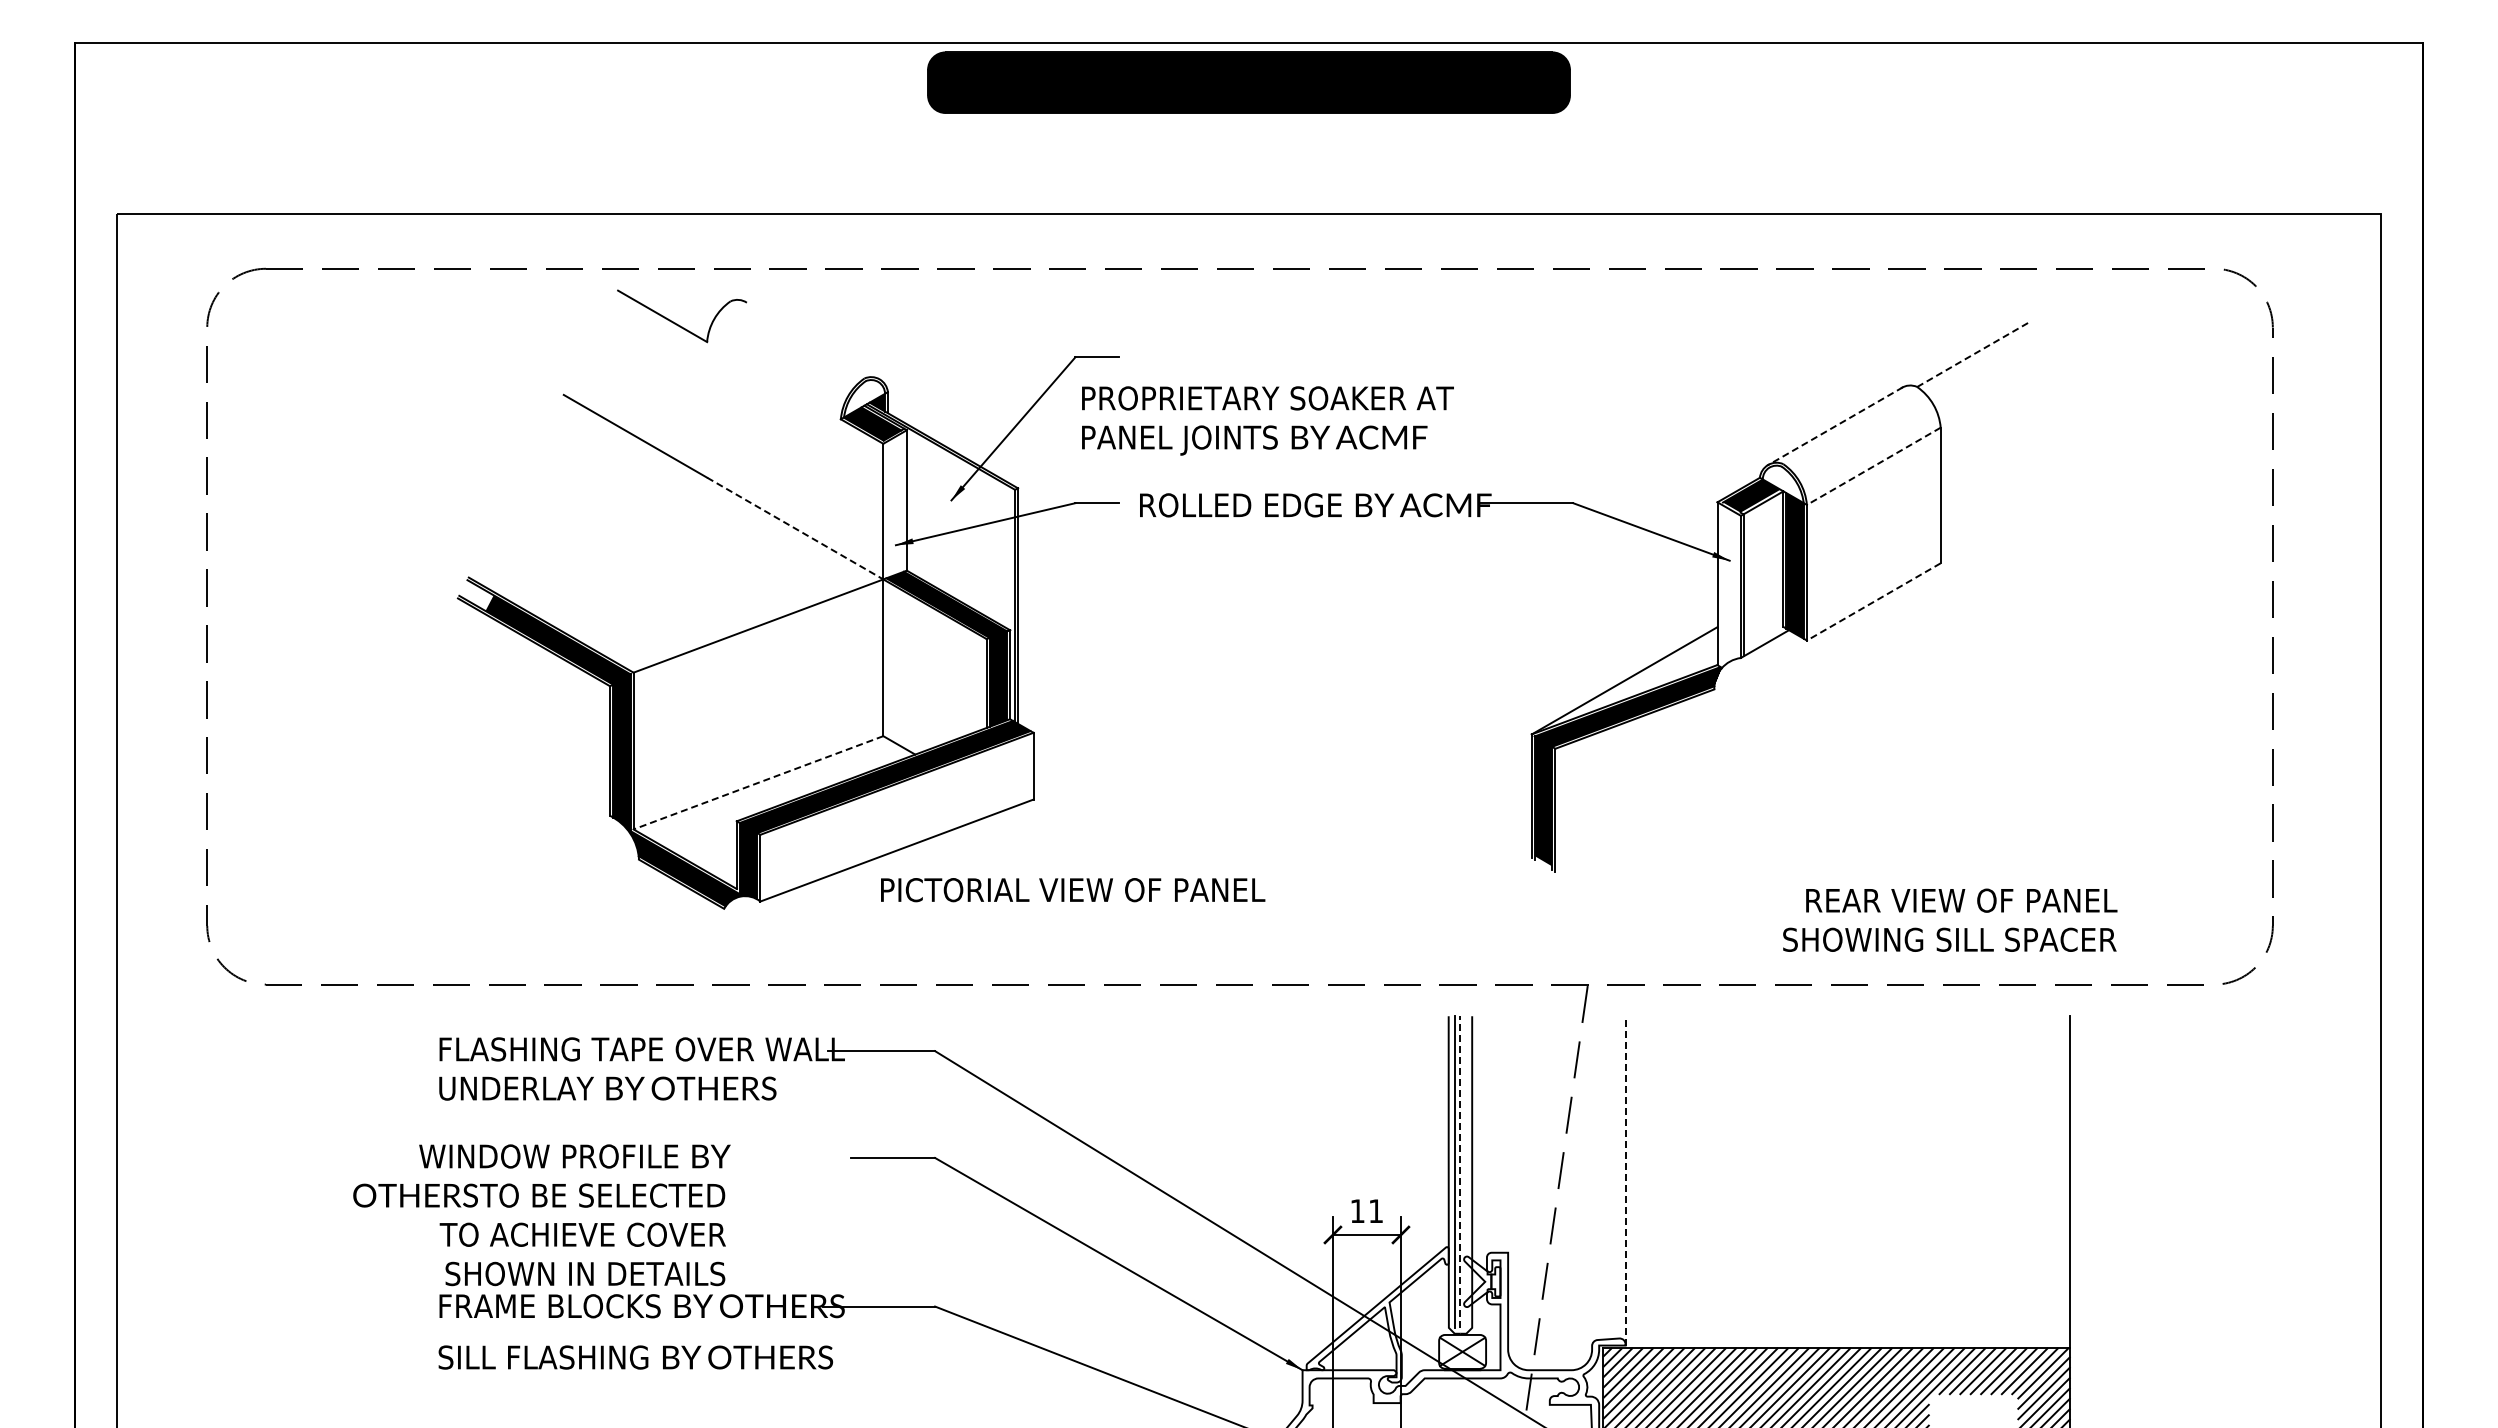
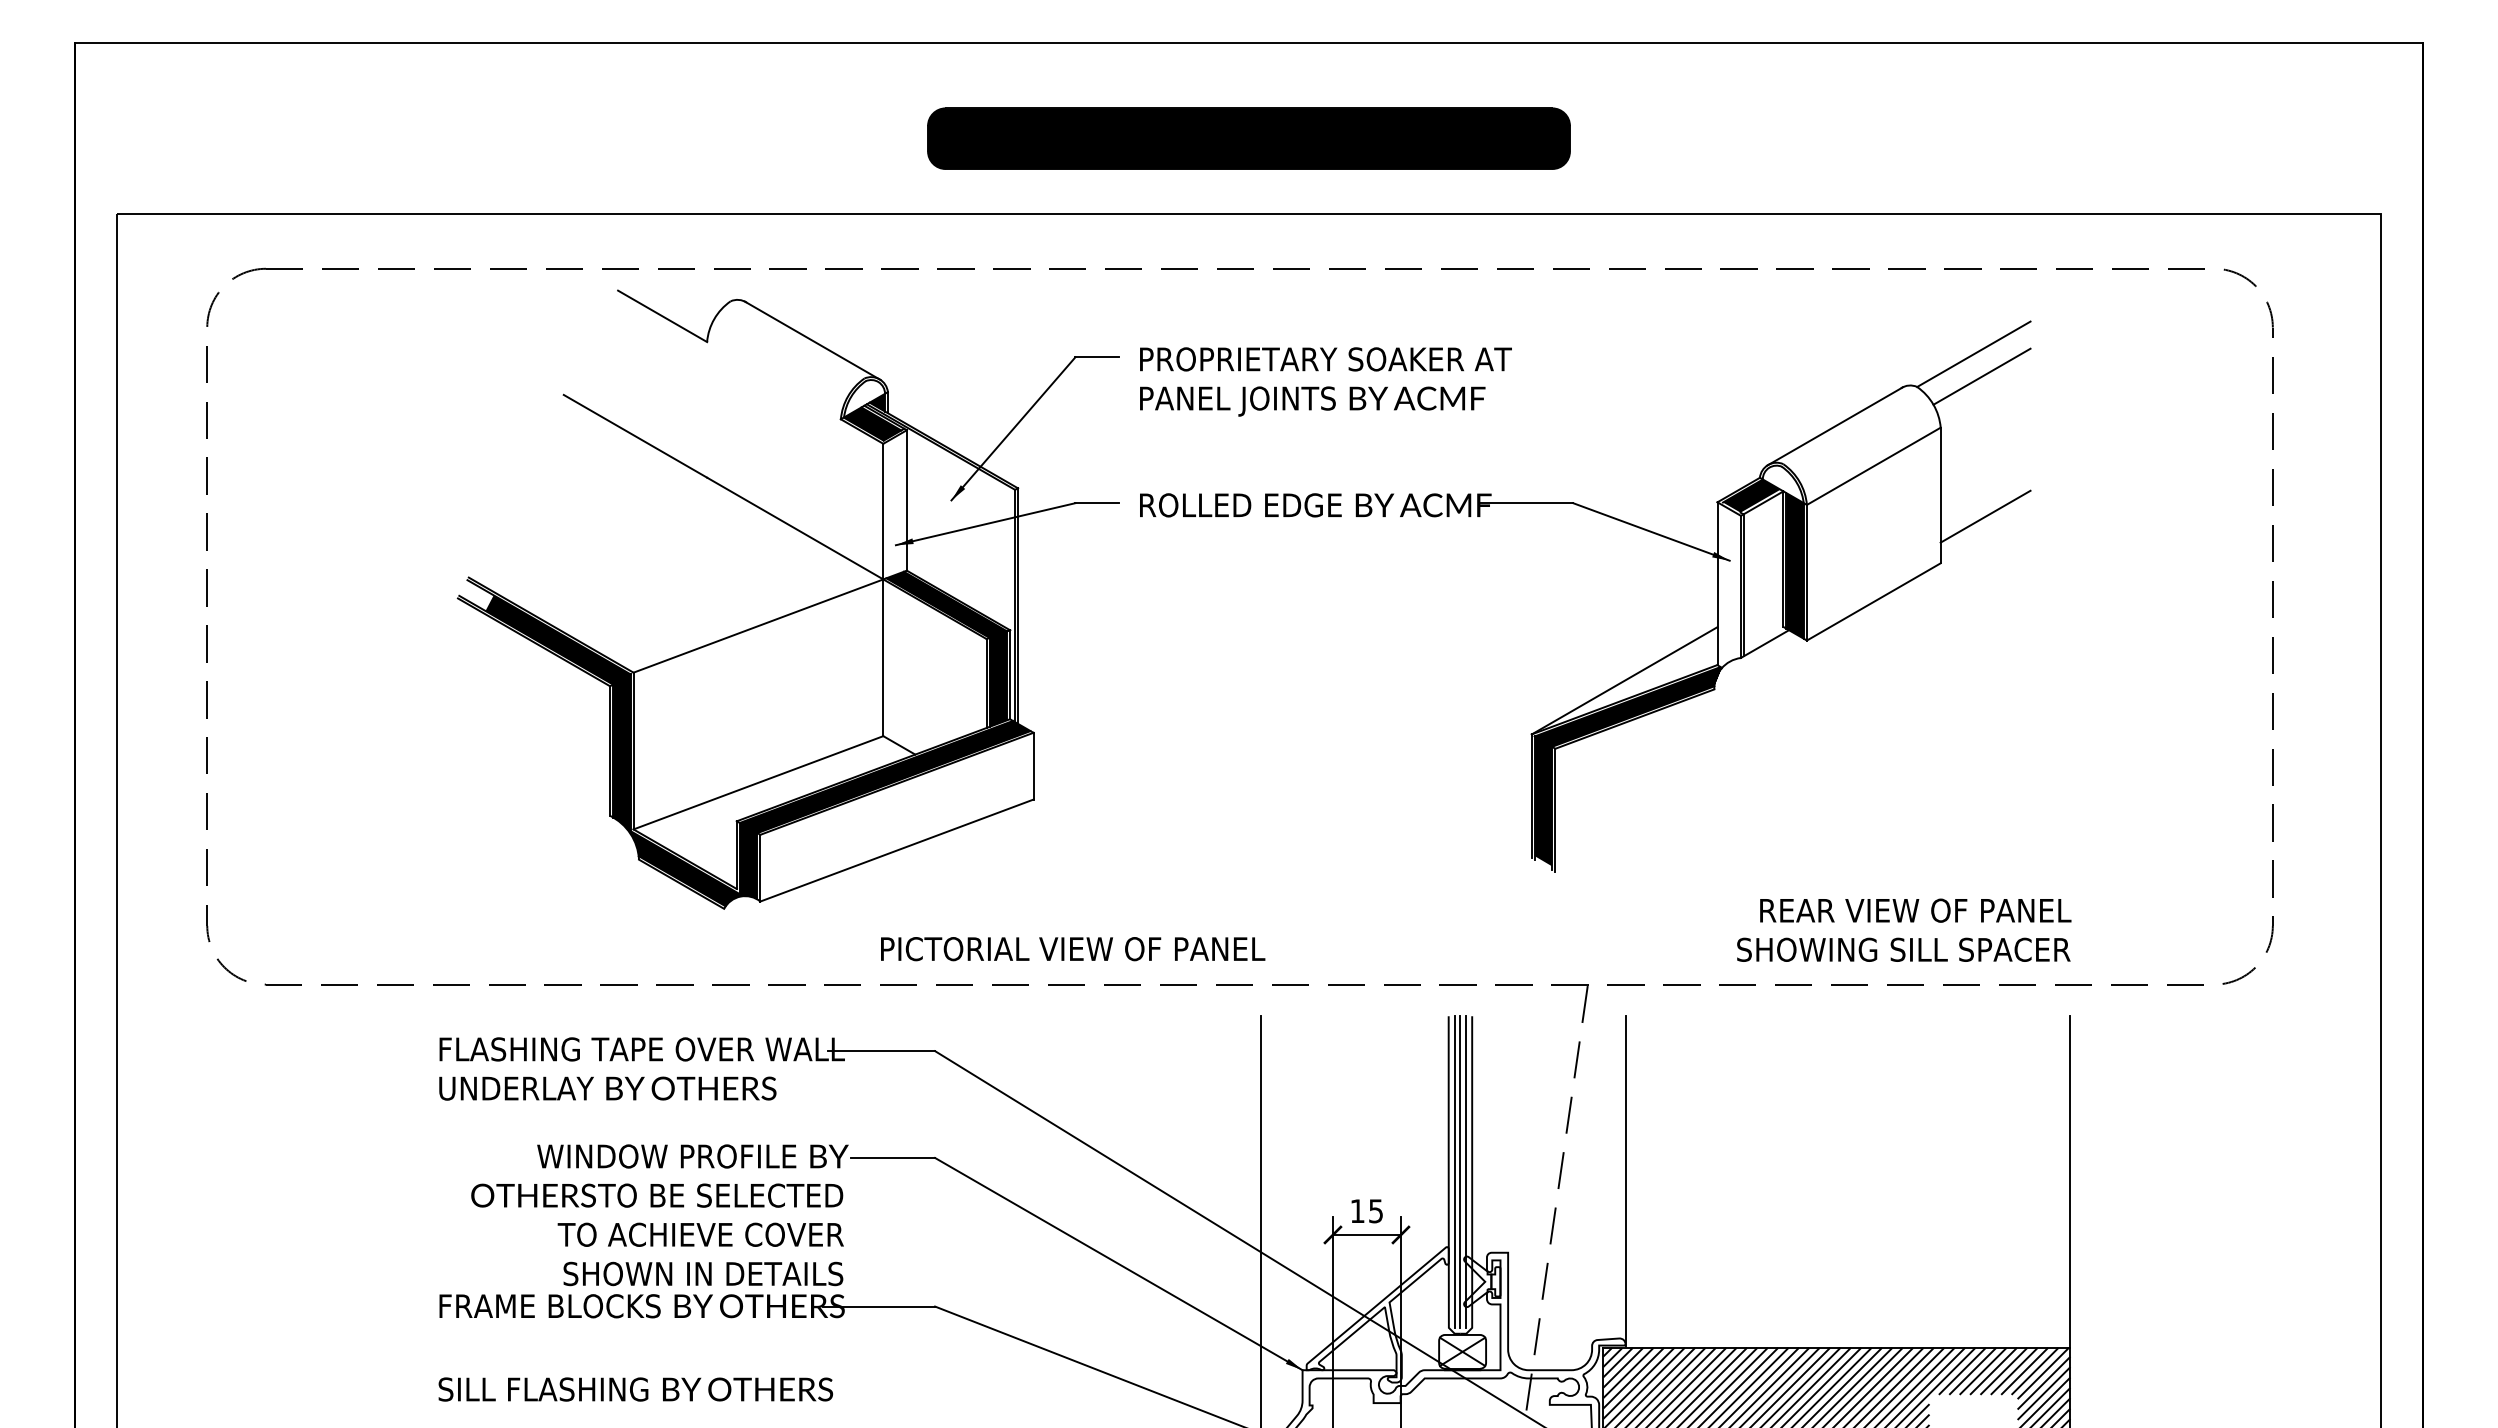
part position: (1248, 82) -> (1248, 138) (1248, 138)
line: none -> present (812, 340)
line: dashed -> solid (1974, 354)
line: none -> present (1981, 376)
text position: (1267, 420) -> (1325, 381) (1325, 381)
line: dashed -> solid (1834, 426)
line: dashed -> solid (1873, 466)
line: none -> present (1985, 516)
line: dashed -> solid (795, 528)
line: dashed -> solid (1873, 602)
line: dashed -> solid (758, 782)
text position: (1073, 890) -> (1073, 949) (1073, 949)
text position: (1950, 919) -> (1904, 929) (1904, 929)
line: dashed -> solid (1460, 1171)
line: none -> present (1466, 1172)
line: dashed -> solid (1625, 1180)
text: 11 -> 15 (1375, 1211)
text position: (541, 1215) -> (659, 1215) (659, 1215)
line: none -> present (1261, 1220)
text position: (635, 1357) -> (635, 1389) (635, 1389)
